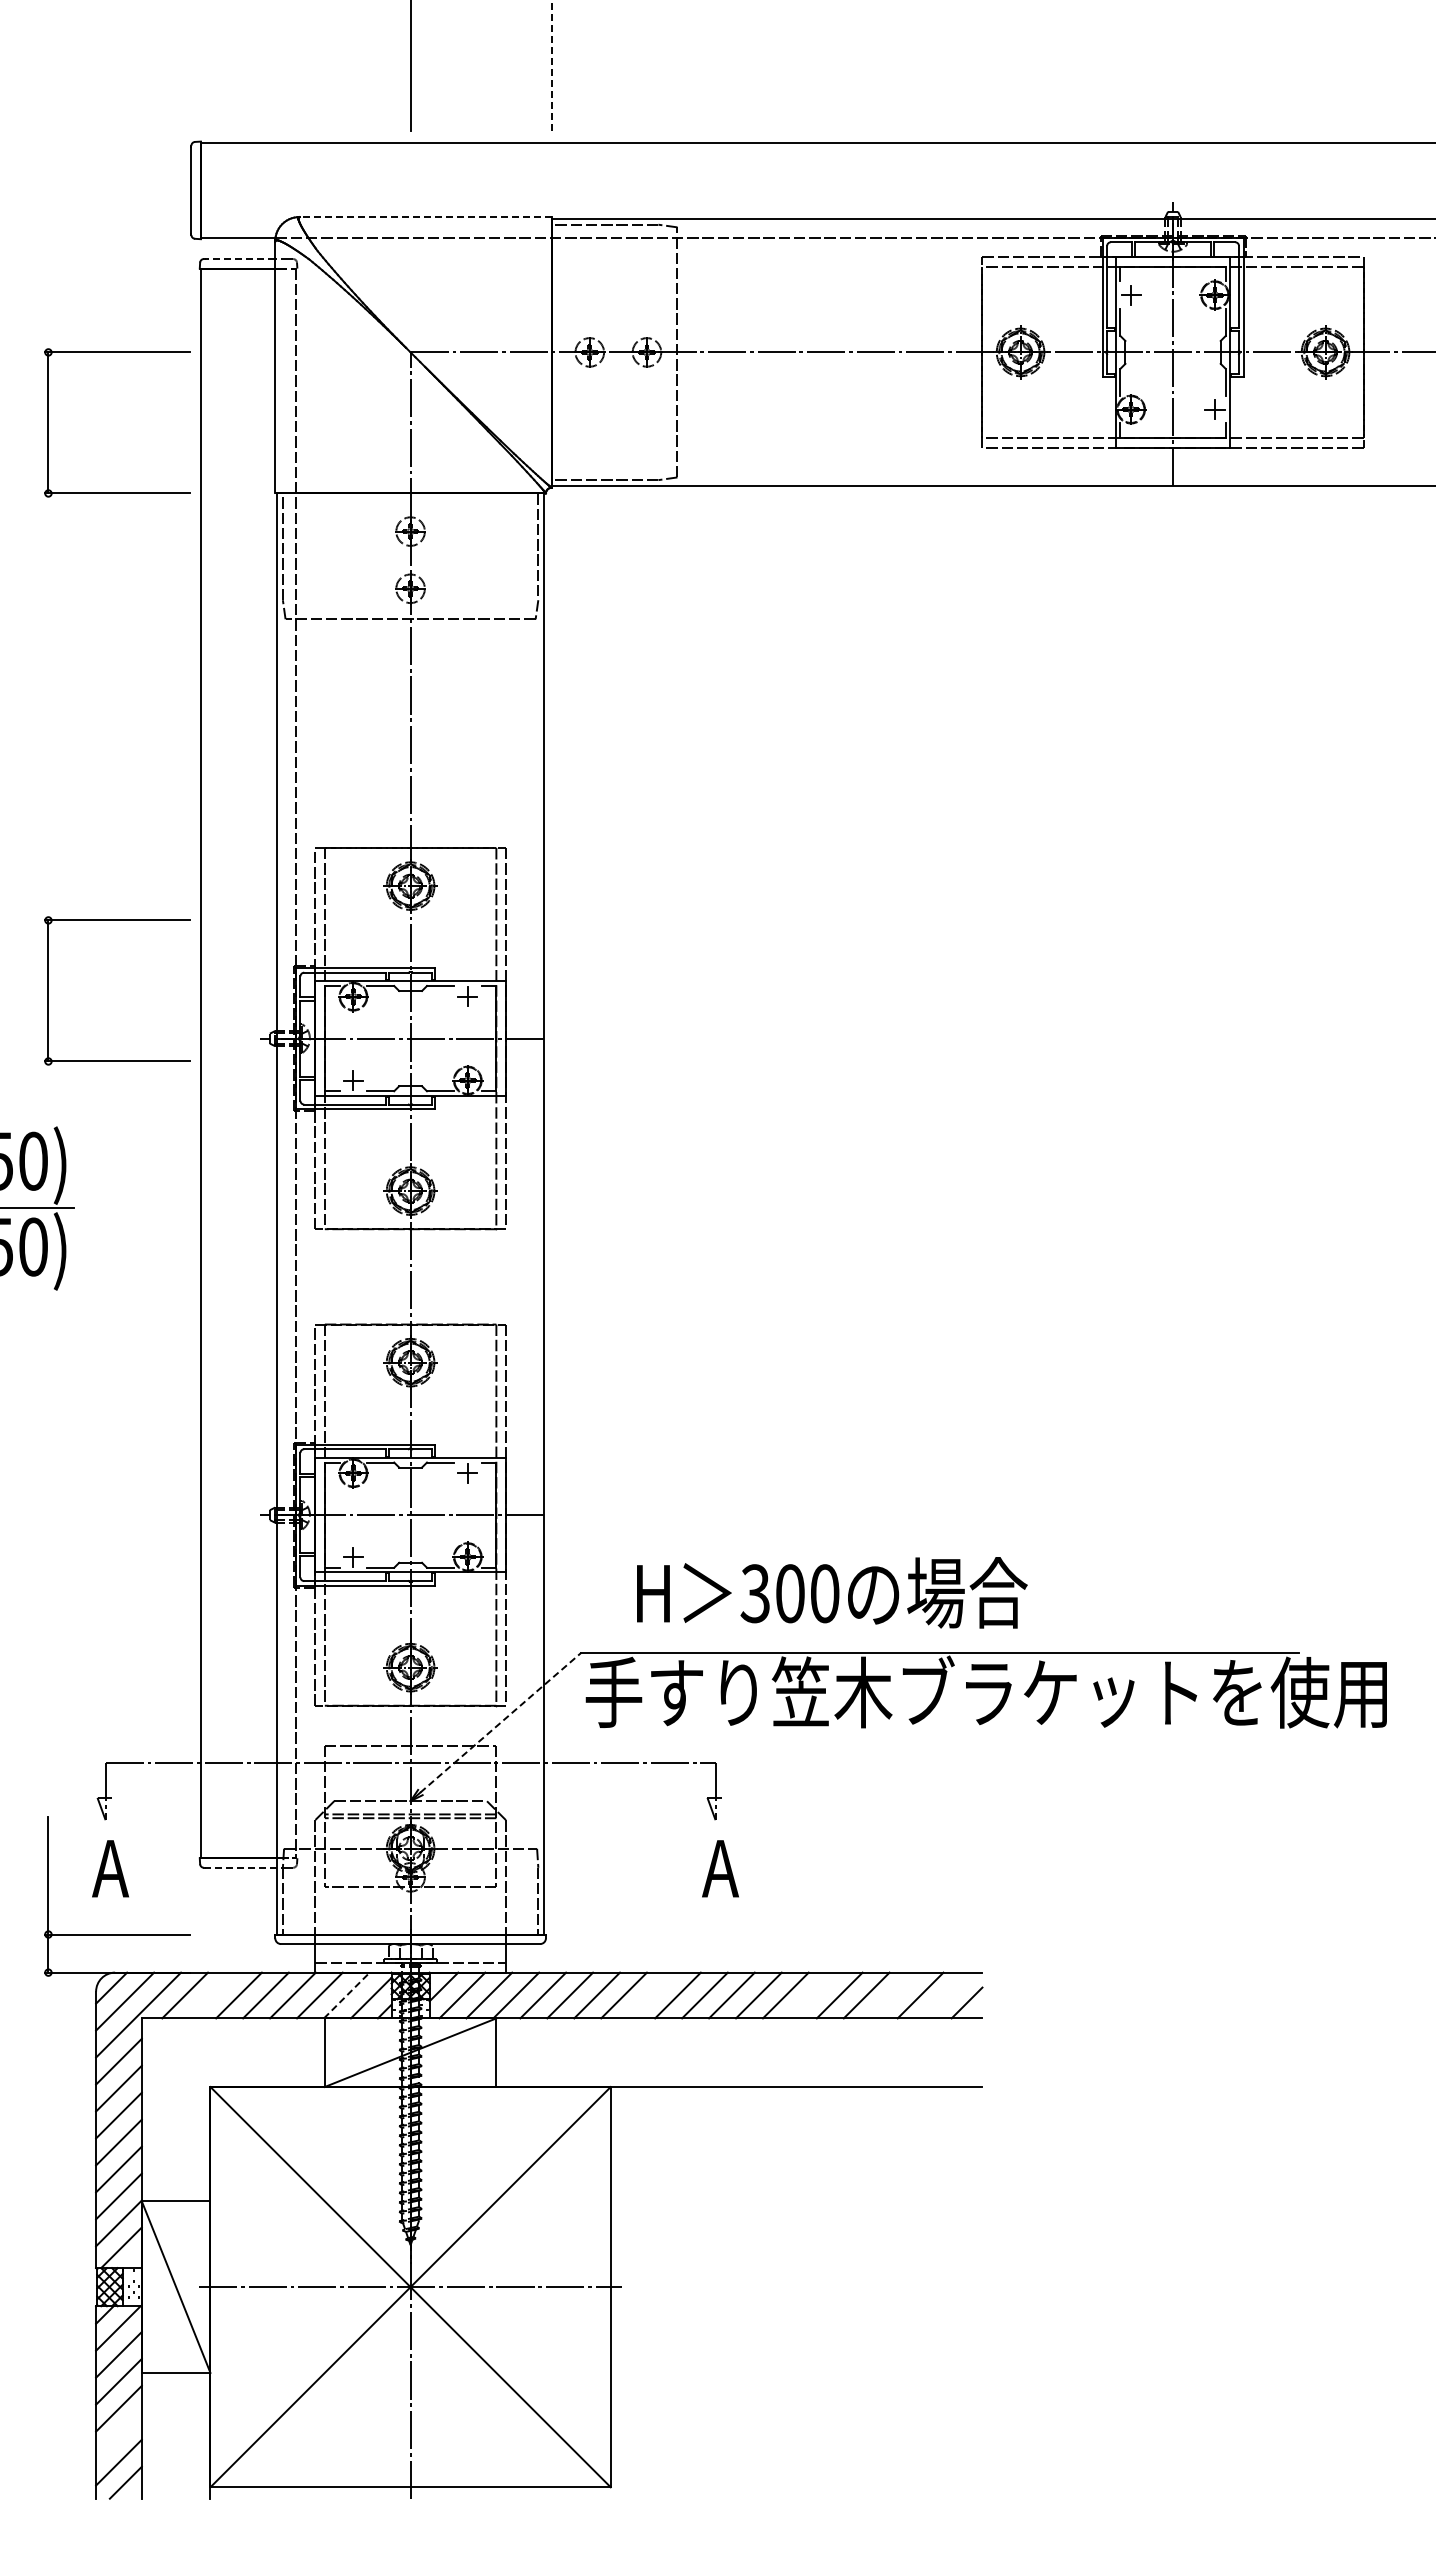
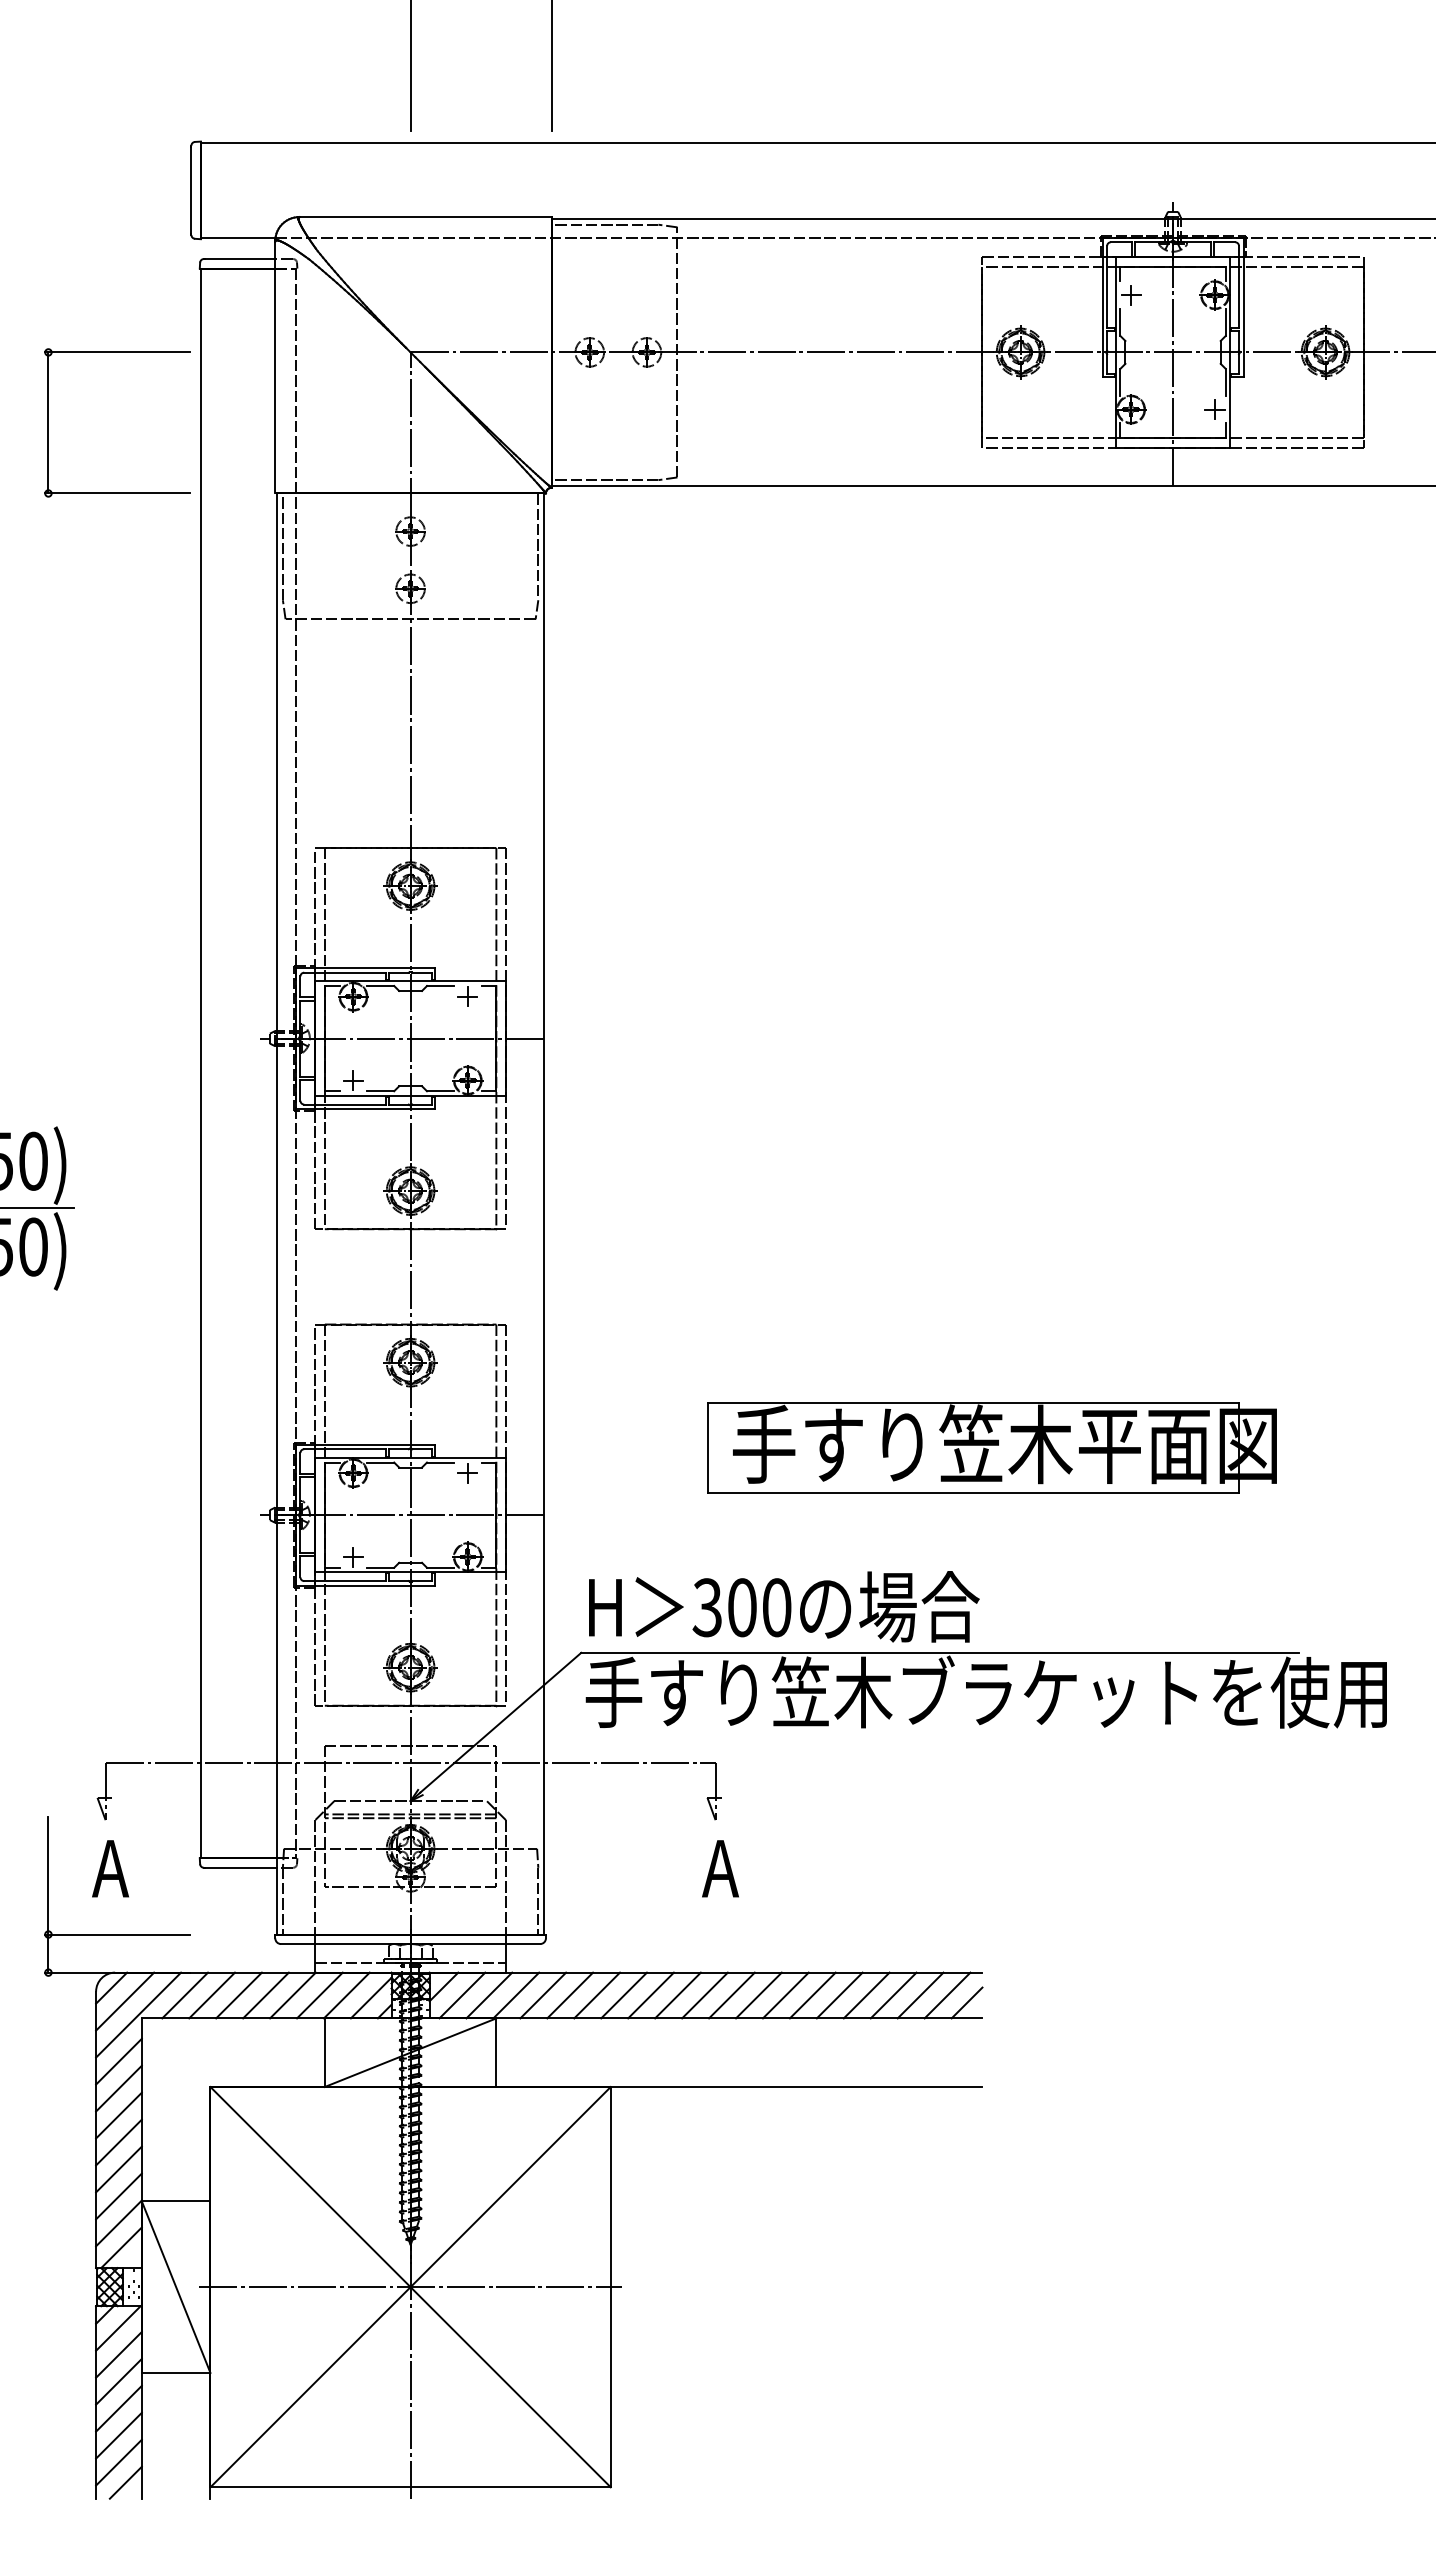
line: dashed -> solid (551, 65)
line: dashed -> solid (424, 217)
line: dashed -> solid (239, 259)
part: present -> none (48, 990)
part: none -> present (991, 1447)
text position: (832, 1592) -> (784, 1606) (784, 1606)
line: dashed -> solid (500, 1722)
line: dashed -> solid (240, 1867)
line: none -> present (211, 1995)
line: dashed -> solid (347, 1995)
line: none -> present (650, 1995)
line: none -> present (812, 1995)
line: none -> present (893, 1995)
line: none -> present (947, 1995)
line: none -> present (118, 2435)
